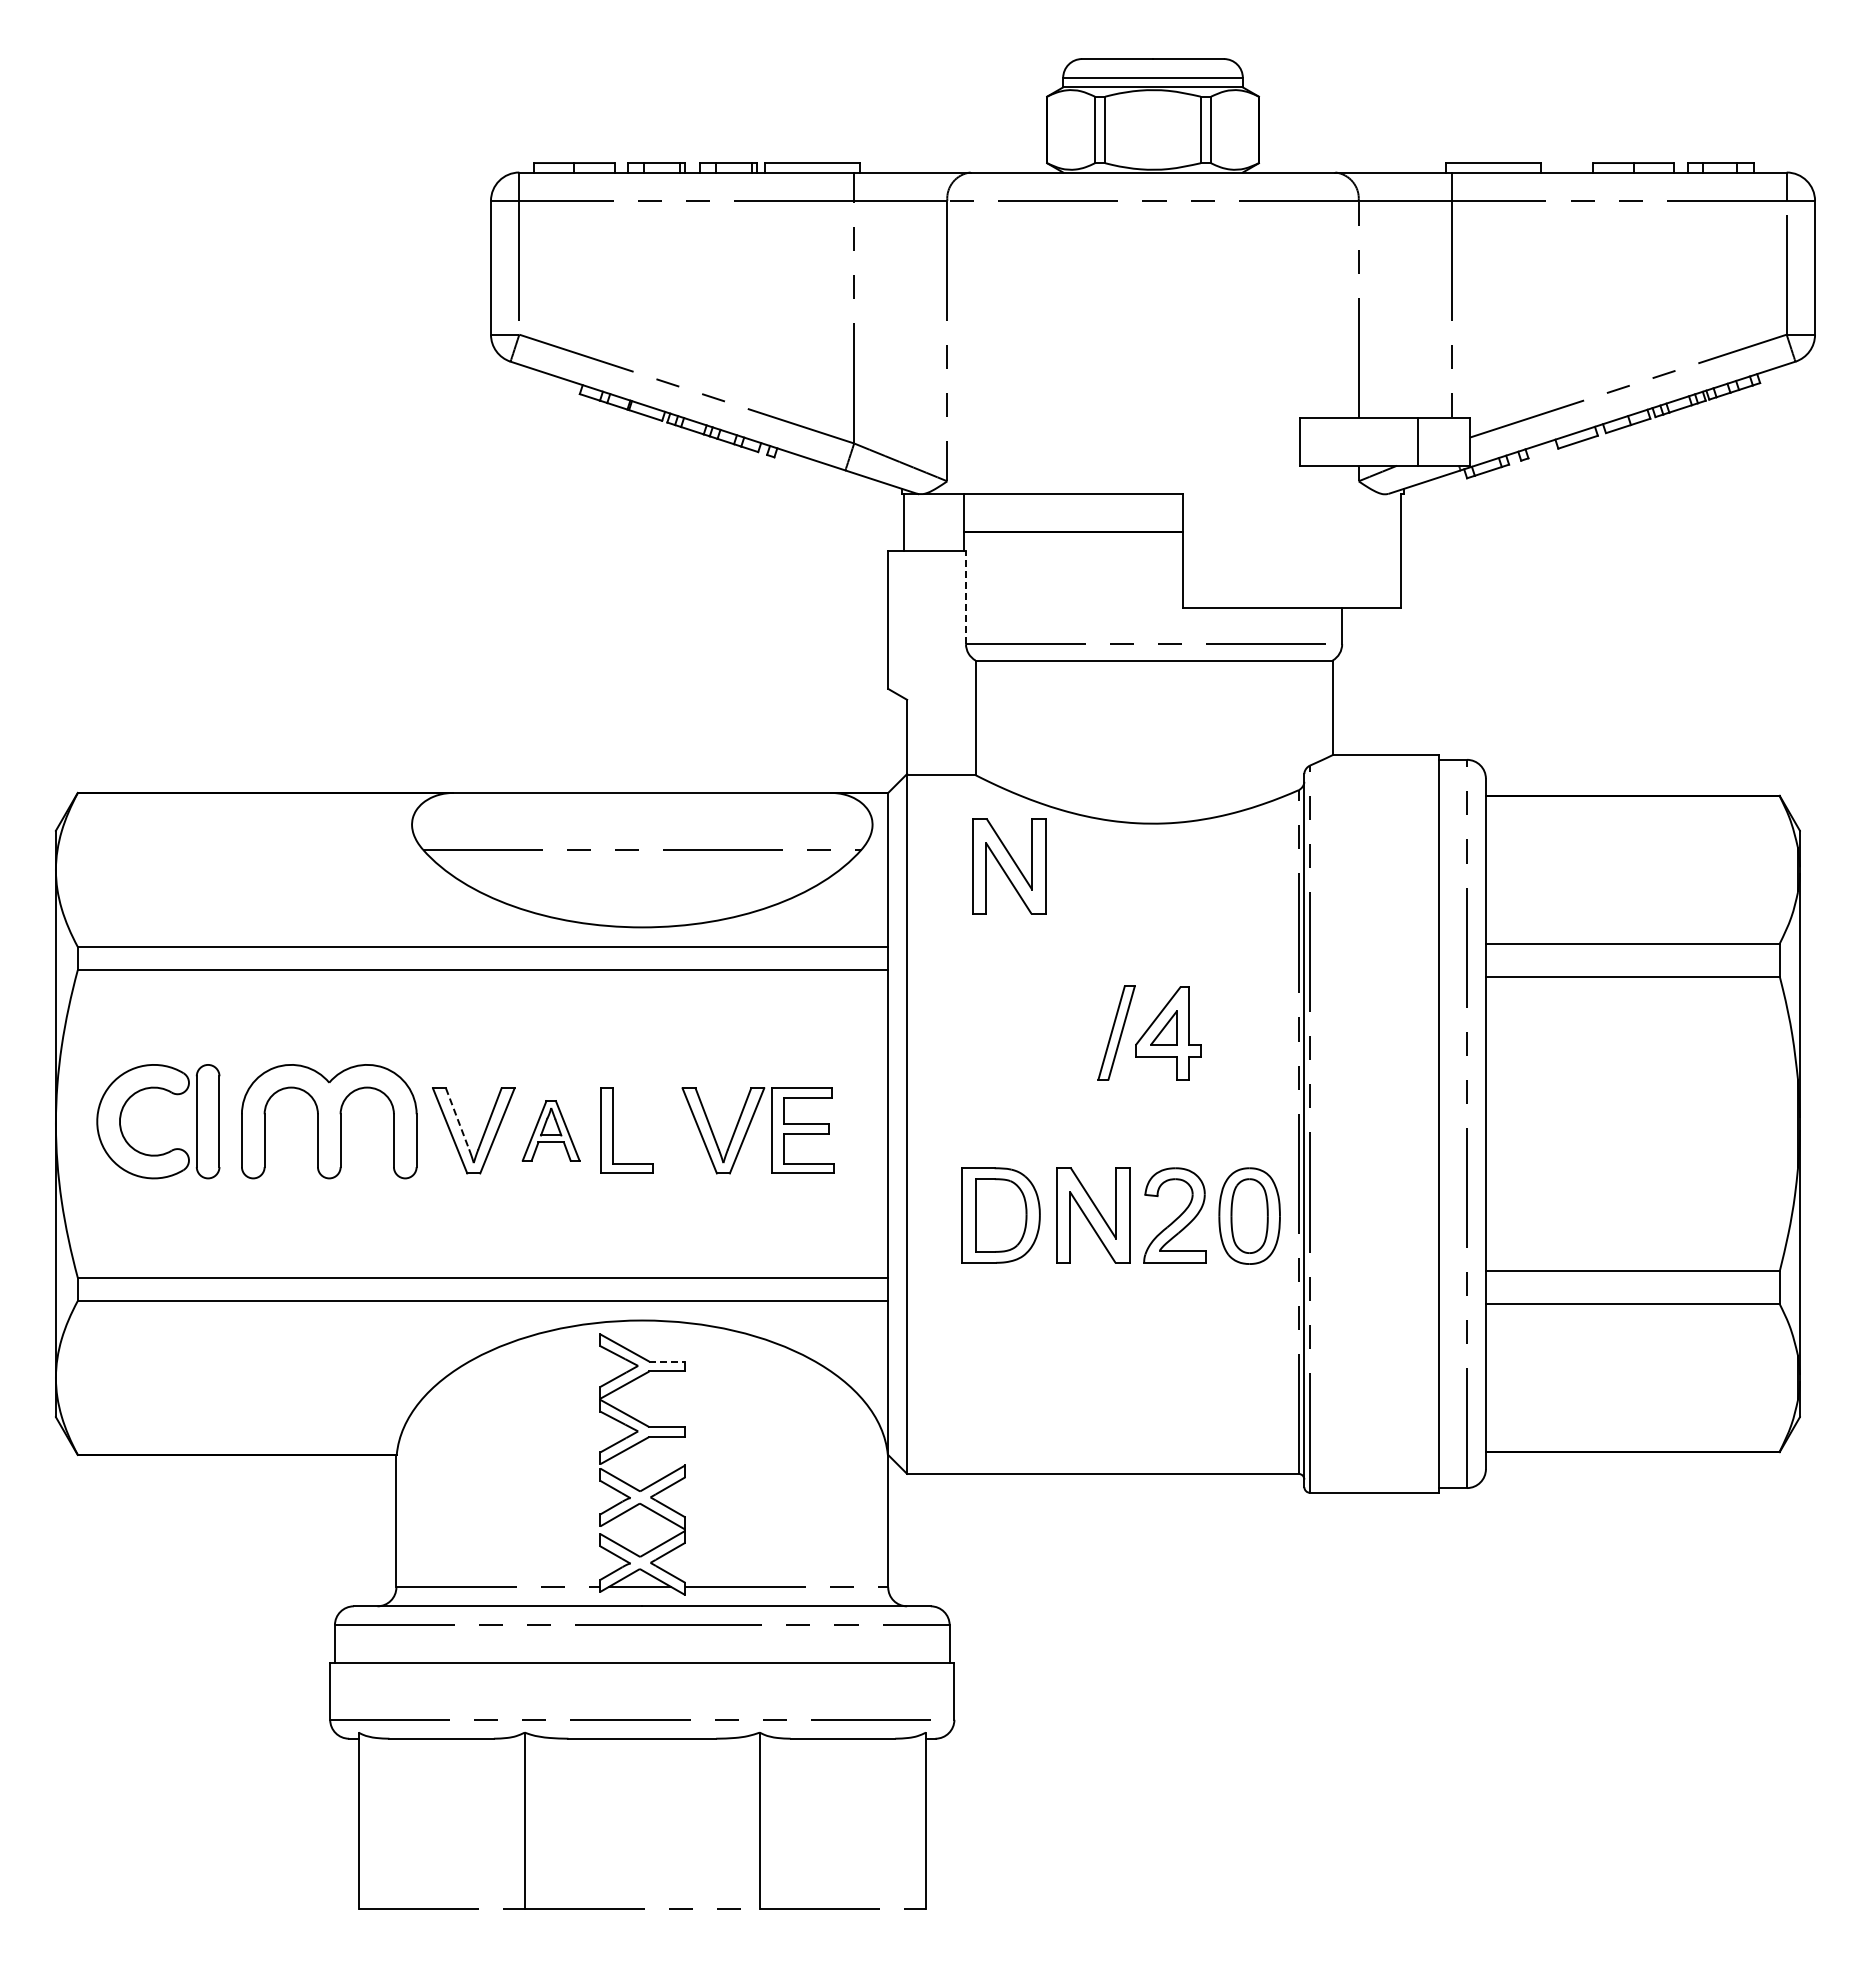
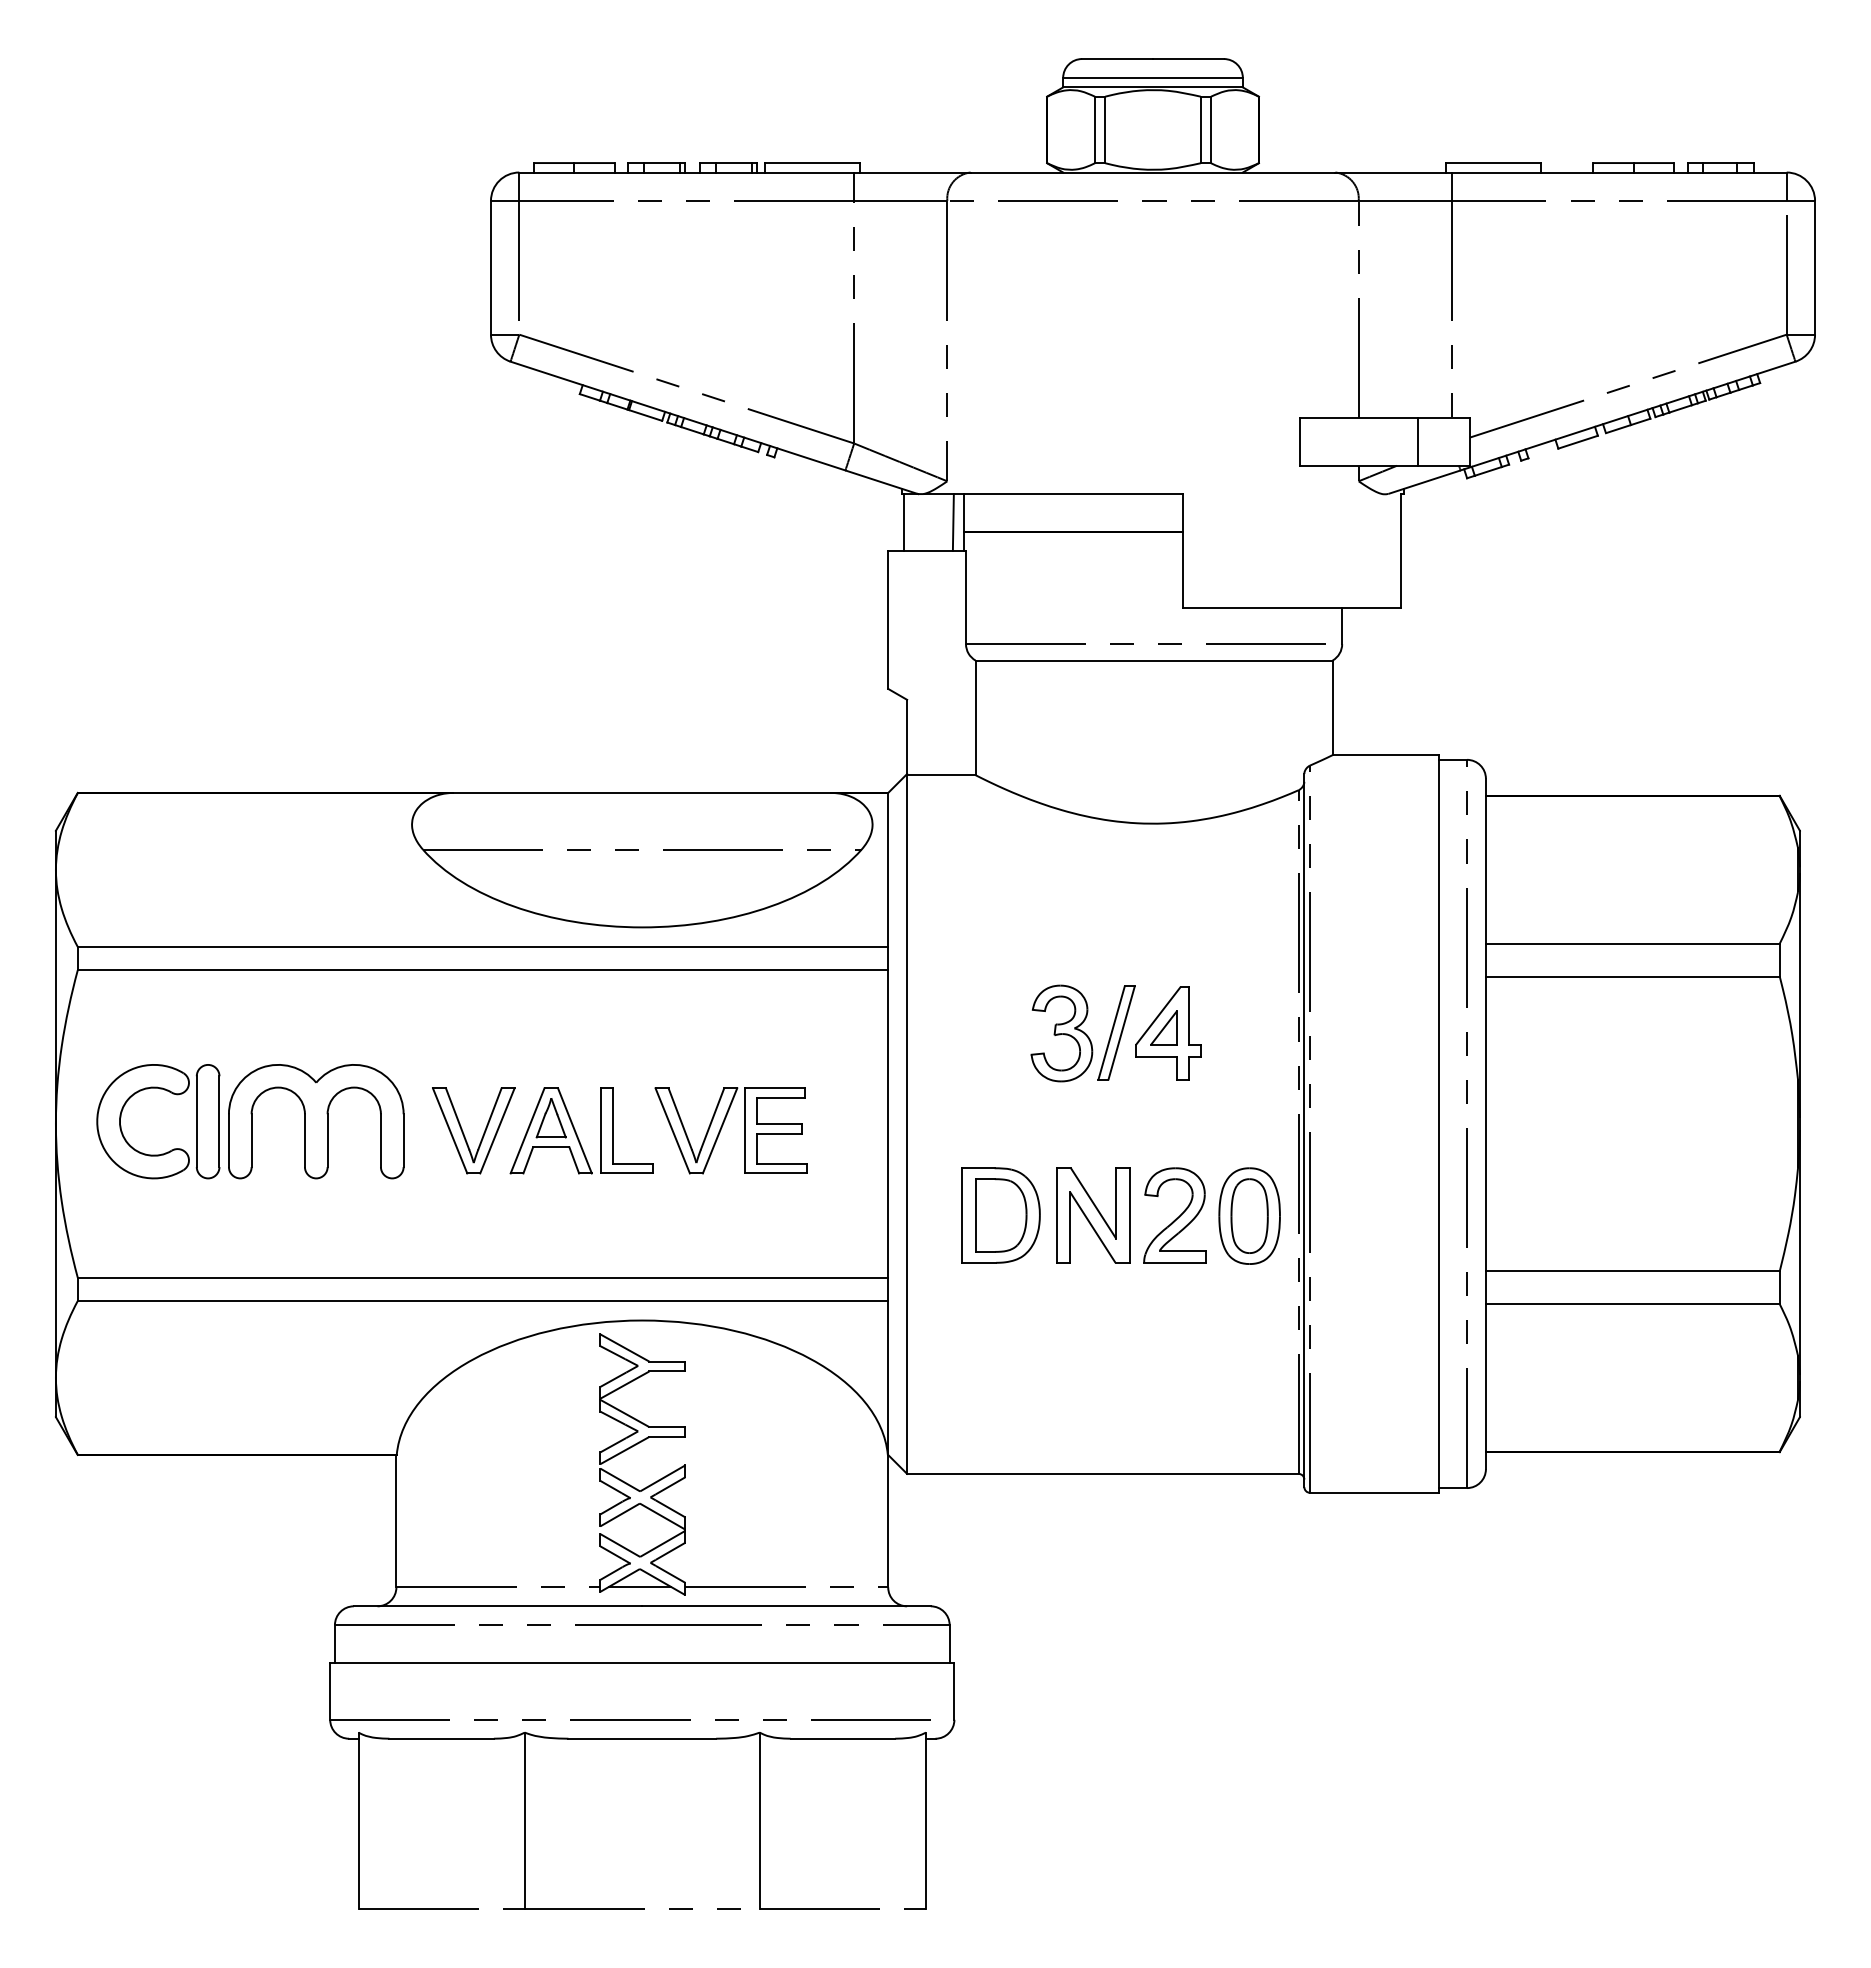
line: none -> present (952, 522)
line: dashed -> solid (966, 597)
part: present -> none (1009, 866)
part: none -> present (1061, 1033)
line: dashed -> solid (457, 1118)
part position: (329, 1121) -> (316, 1121) (316, 1121)
part position: (749, 1127) -> (722, 1127) (722, 1127)
part size: 60x62 px -> 84x88 px (550, 1130)
line: dashed -> solid (667, 1361)
